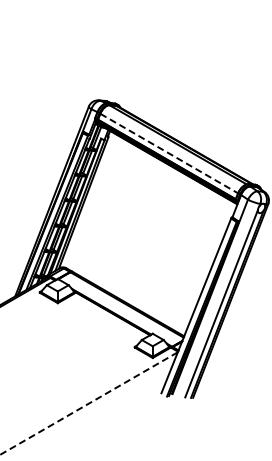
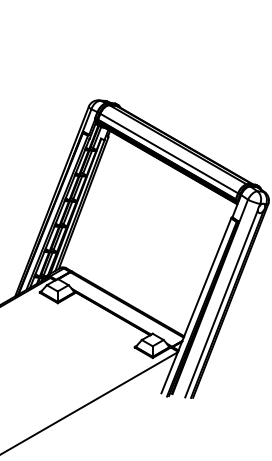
line: dashed -> solid (169, 153)
line: dashed -> solid (88, 403)
